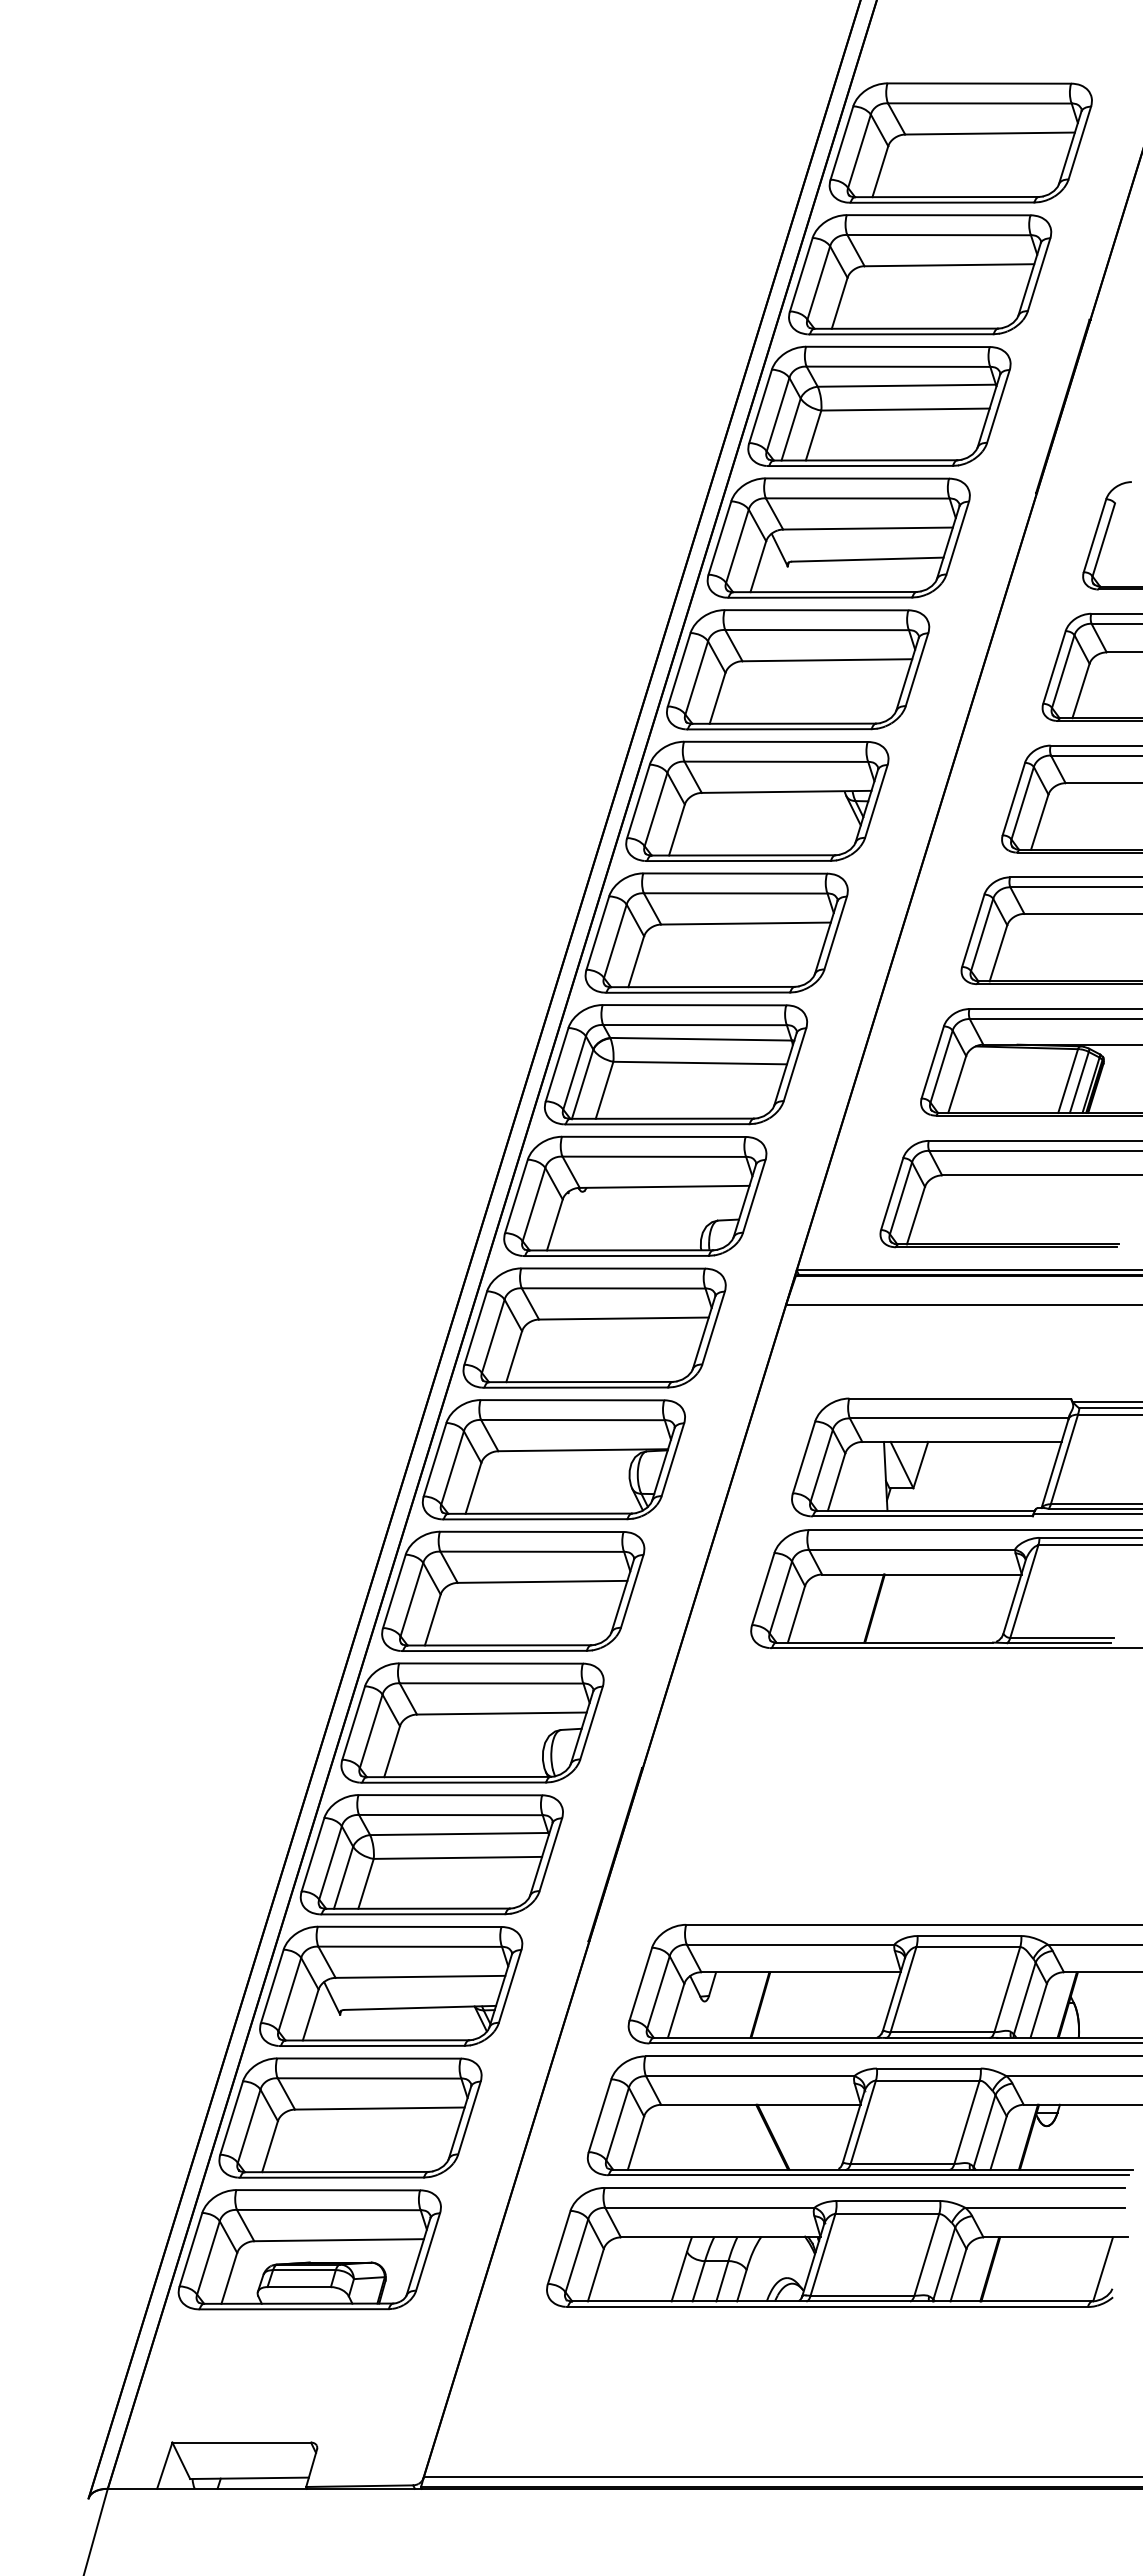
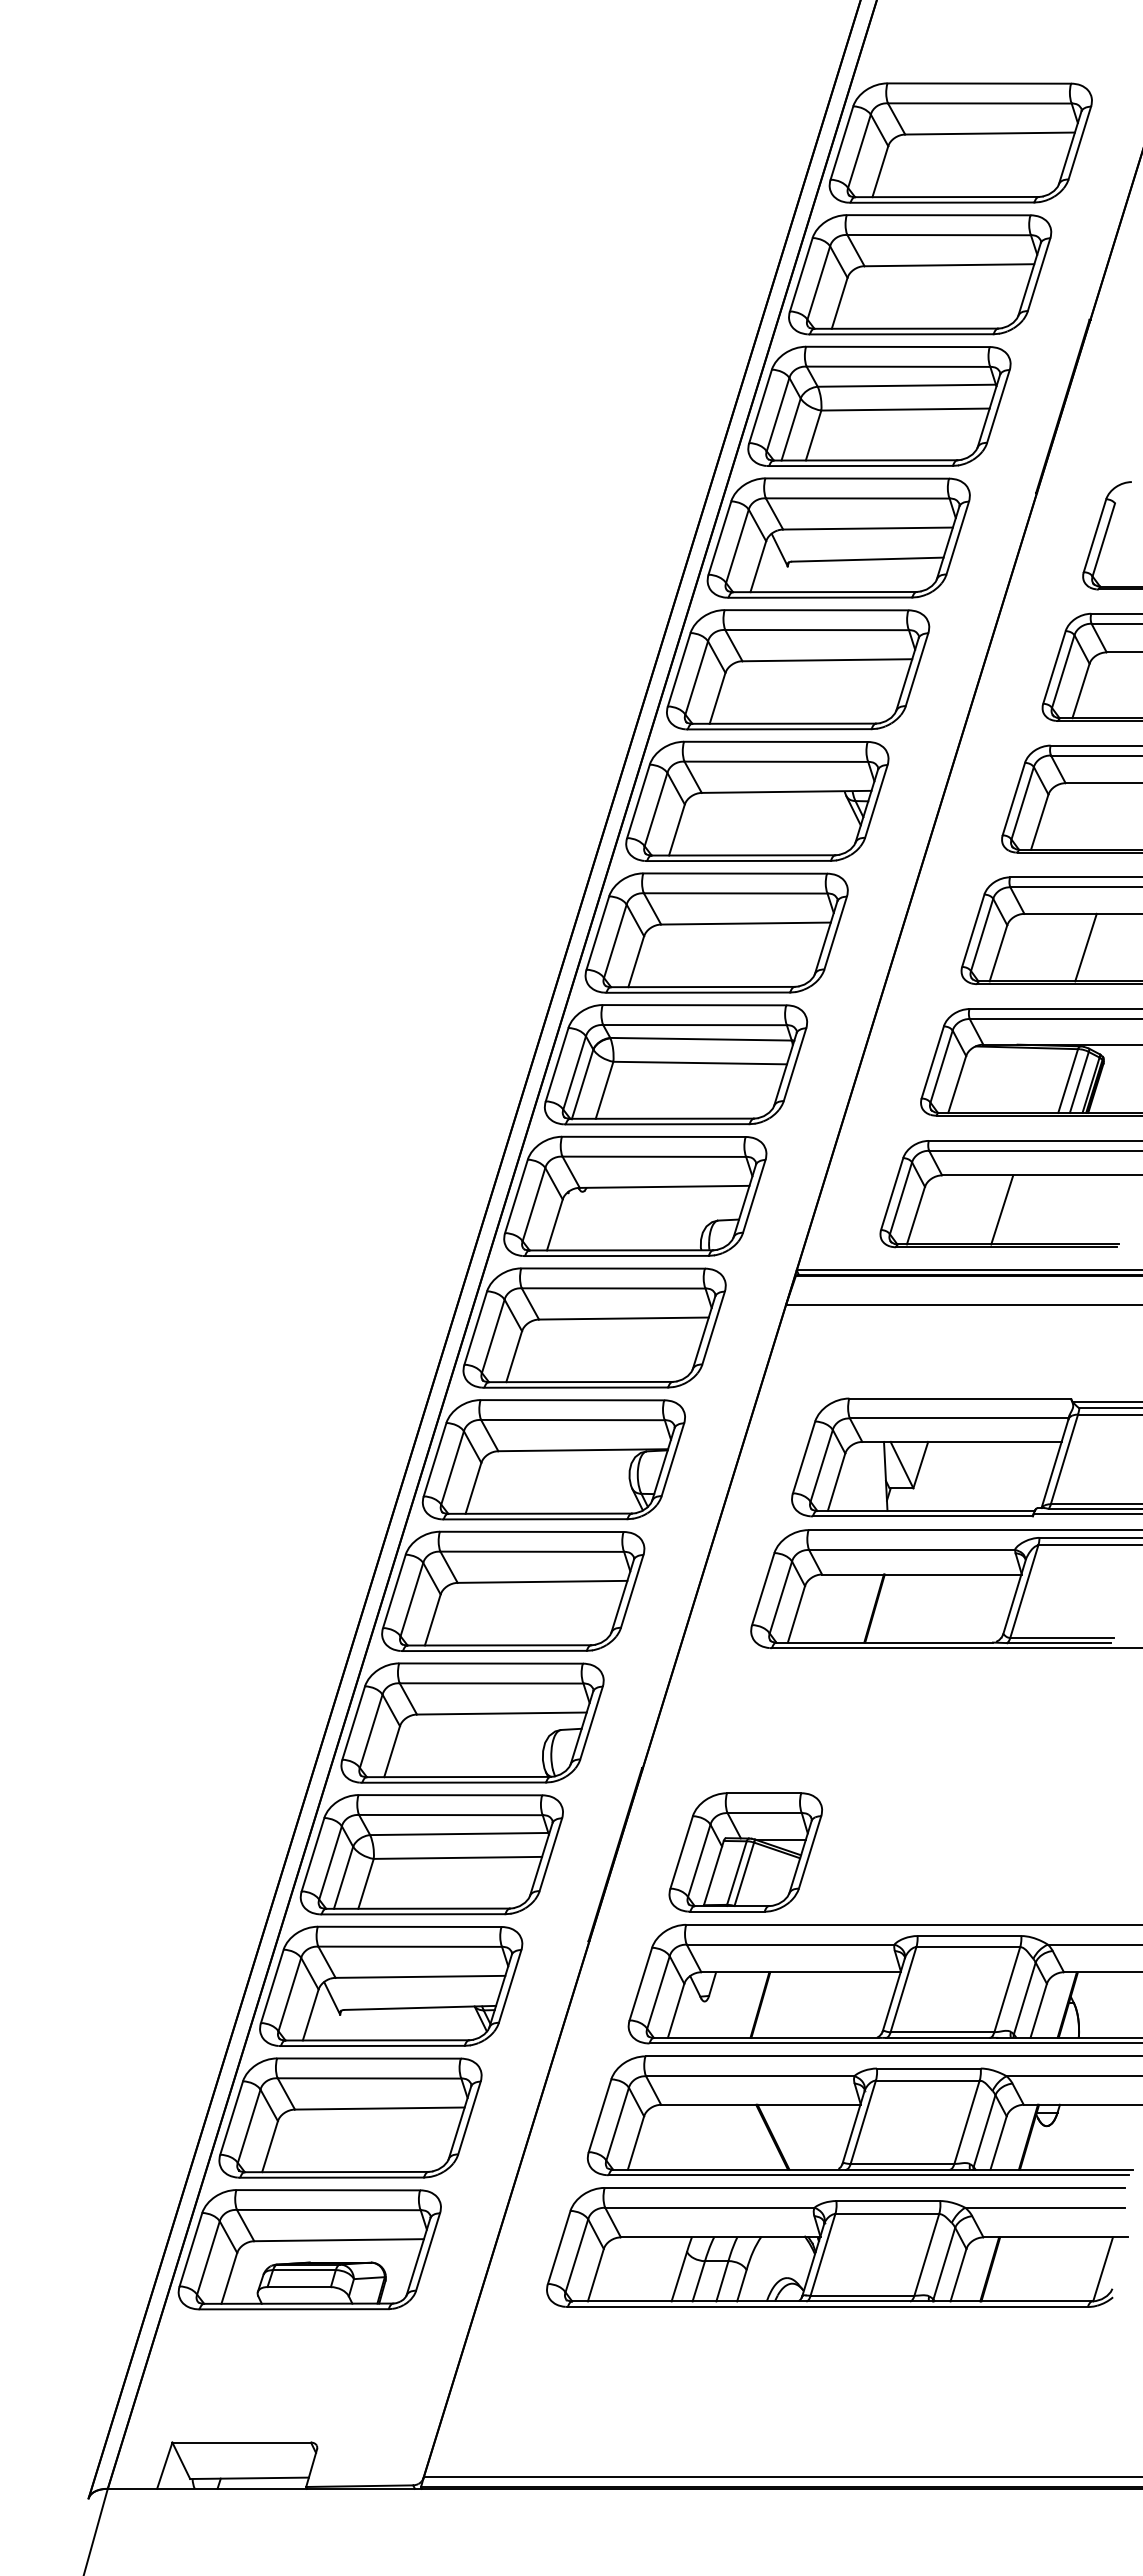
line: none -> present (1085, 947)
line: none -> present (1002, 1209)
part: none -> present (745, 1852)
